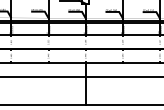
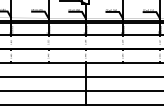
line: none -> present (81, 91)
